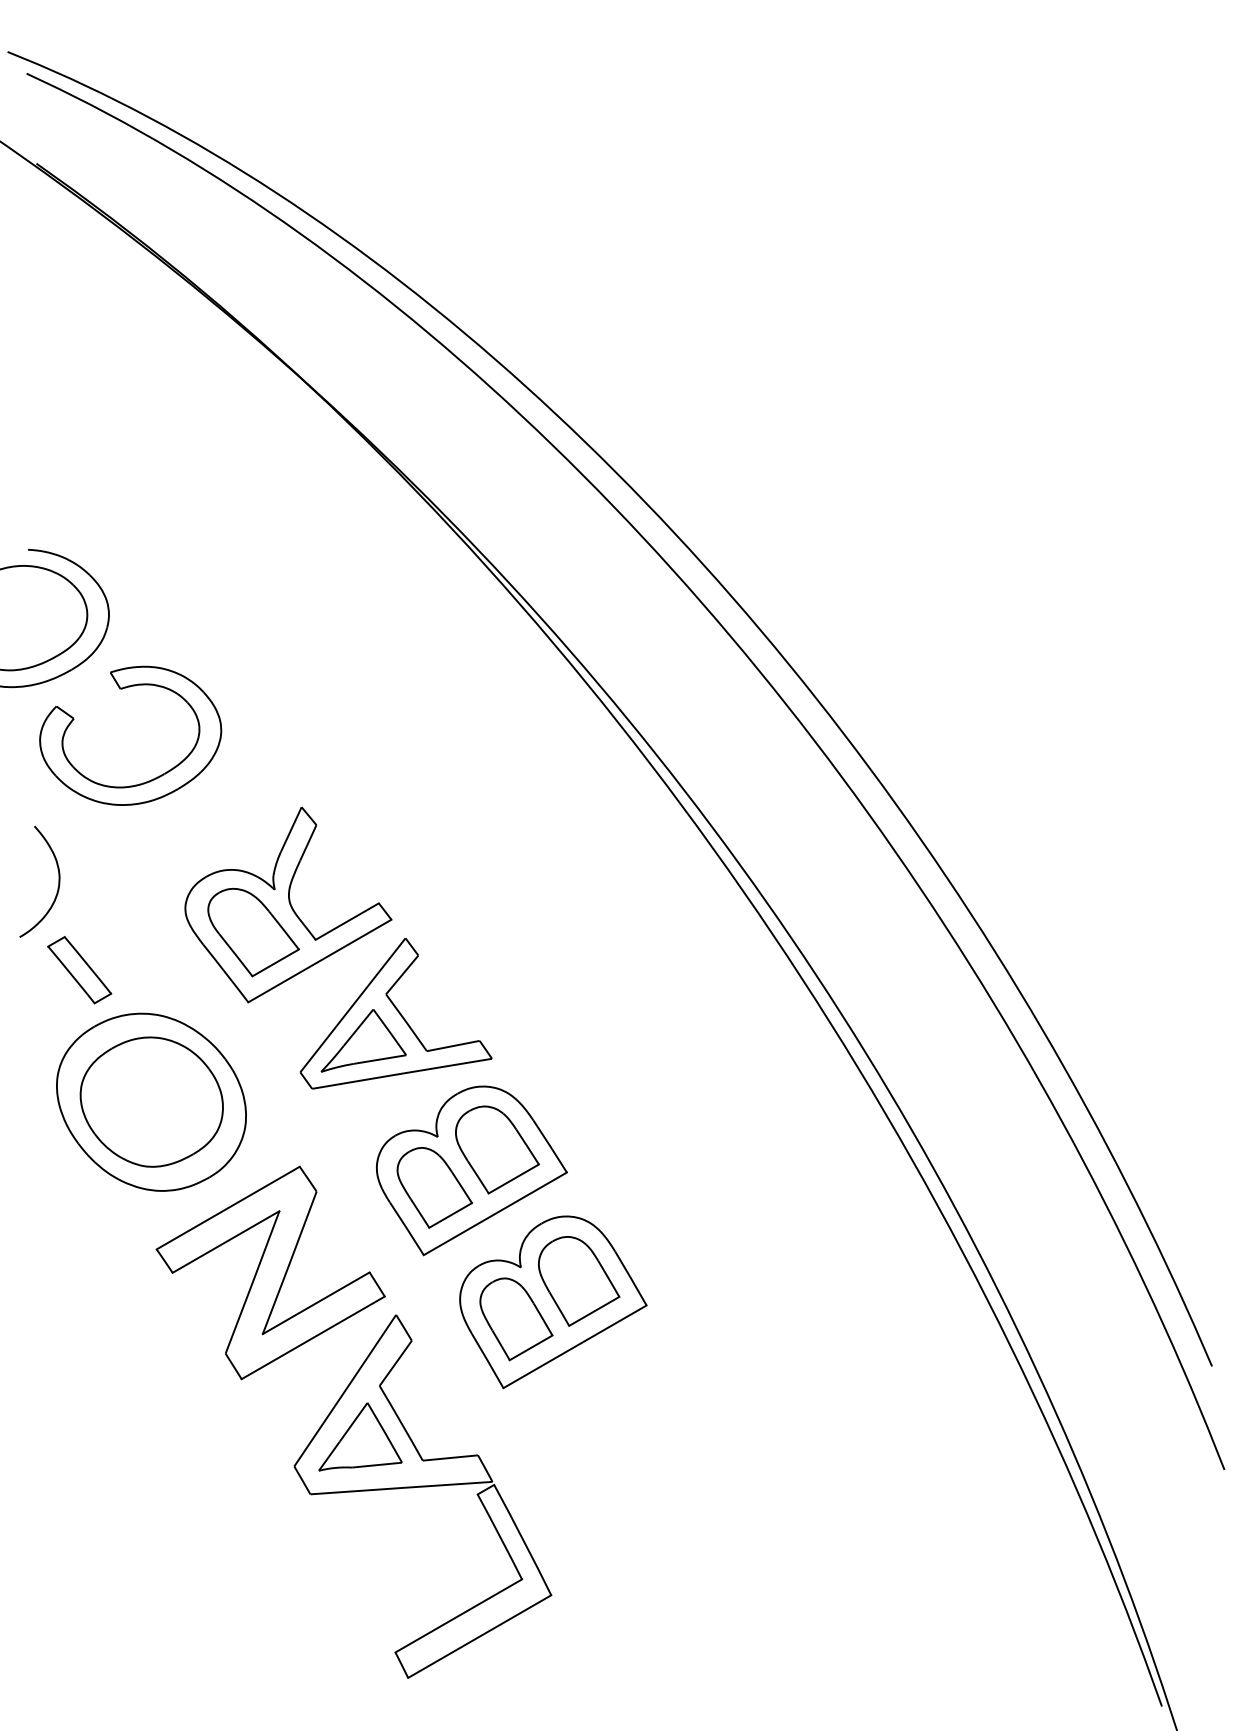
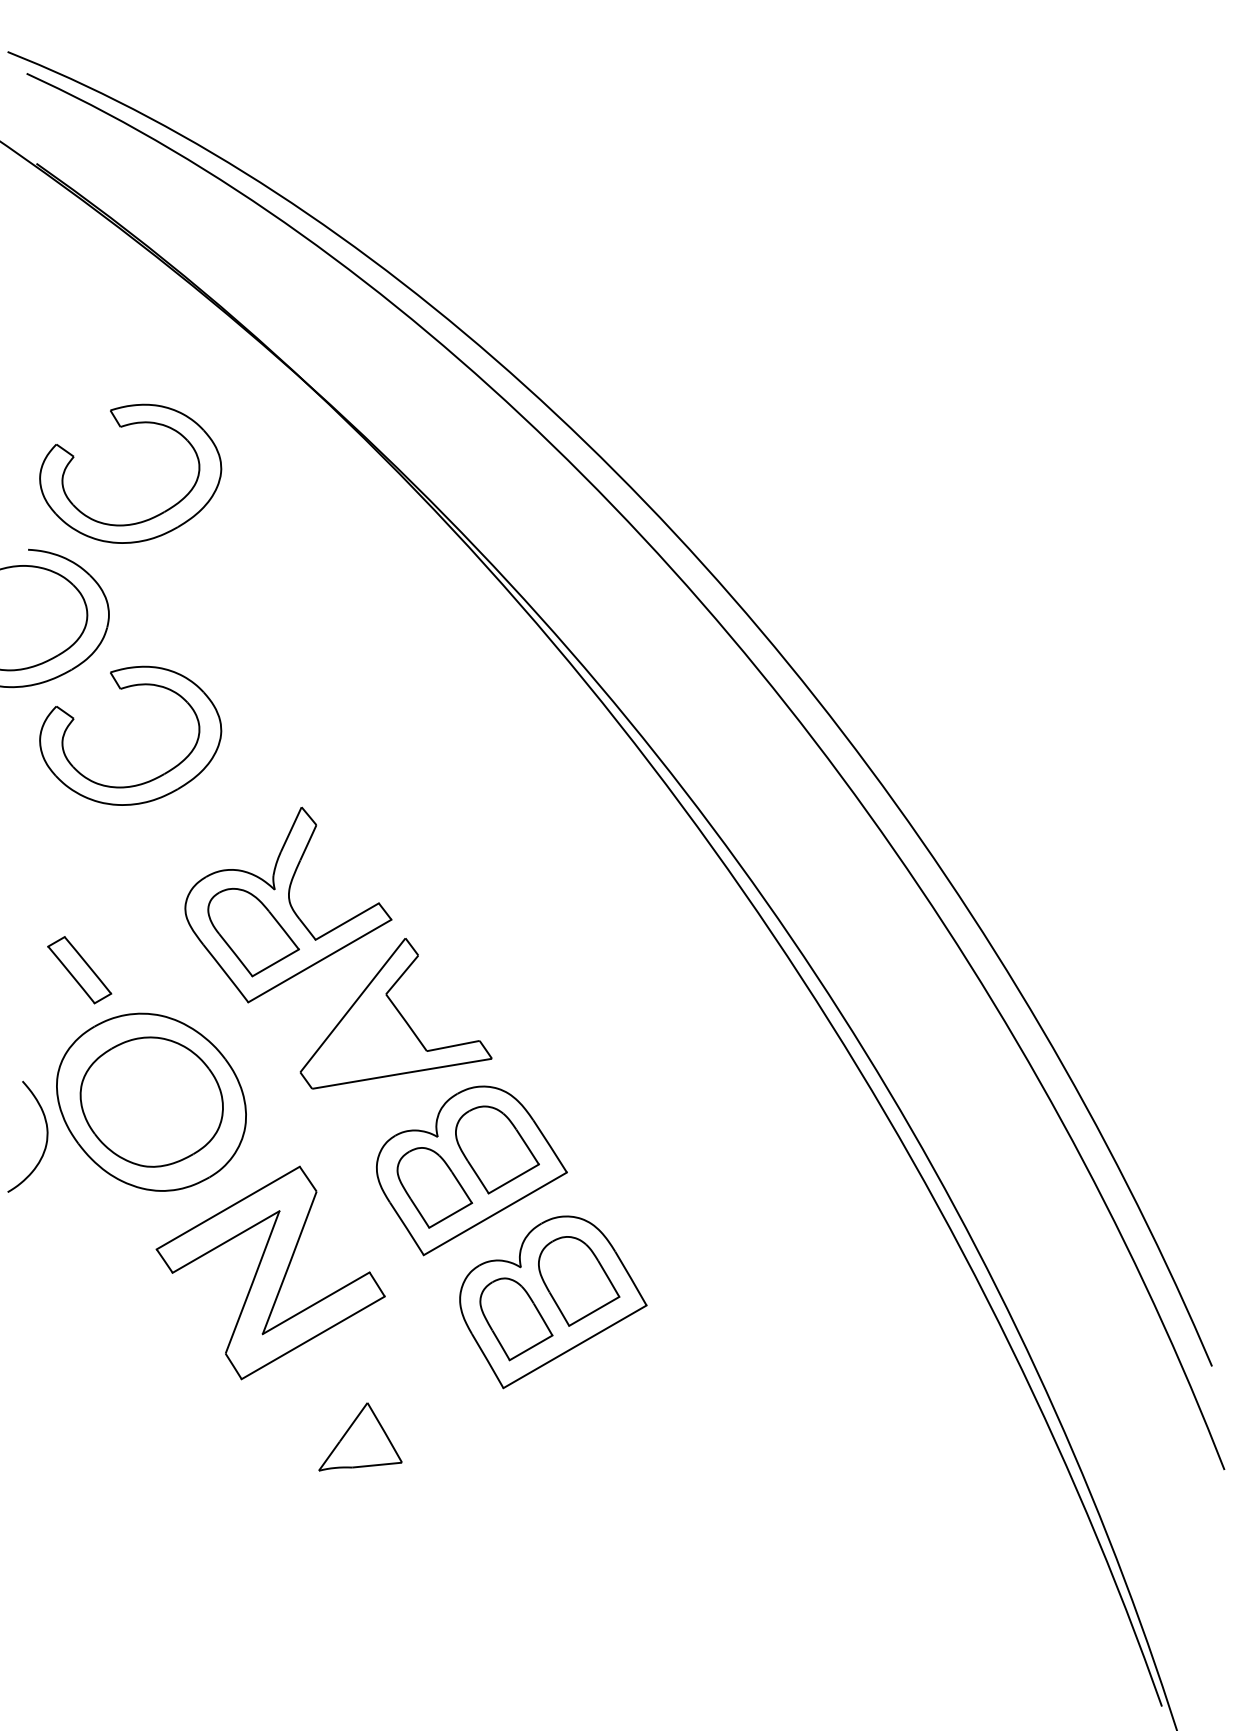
part: none -> present (122, 427)
curve position: (57, 887) -> (45, 1142) (45, 1142)
part: present -> none (363, 1040)
part: present -> none (422, 1487)
